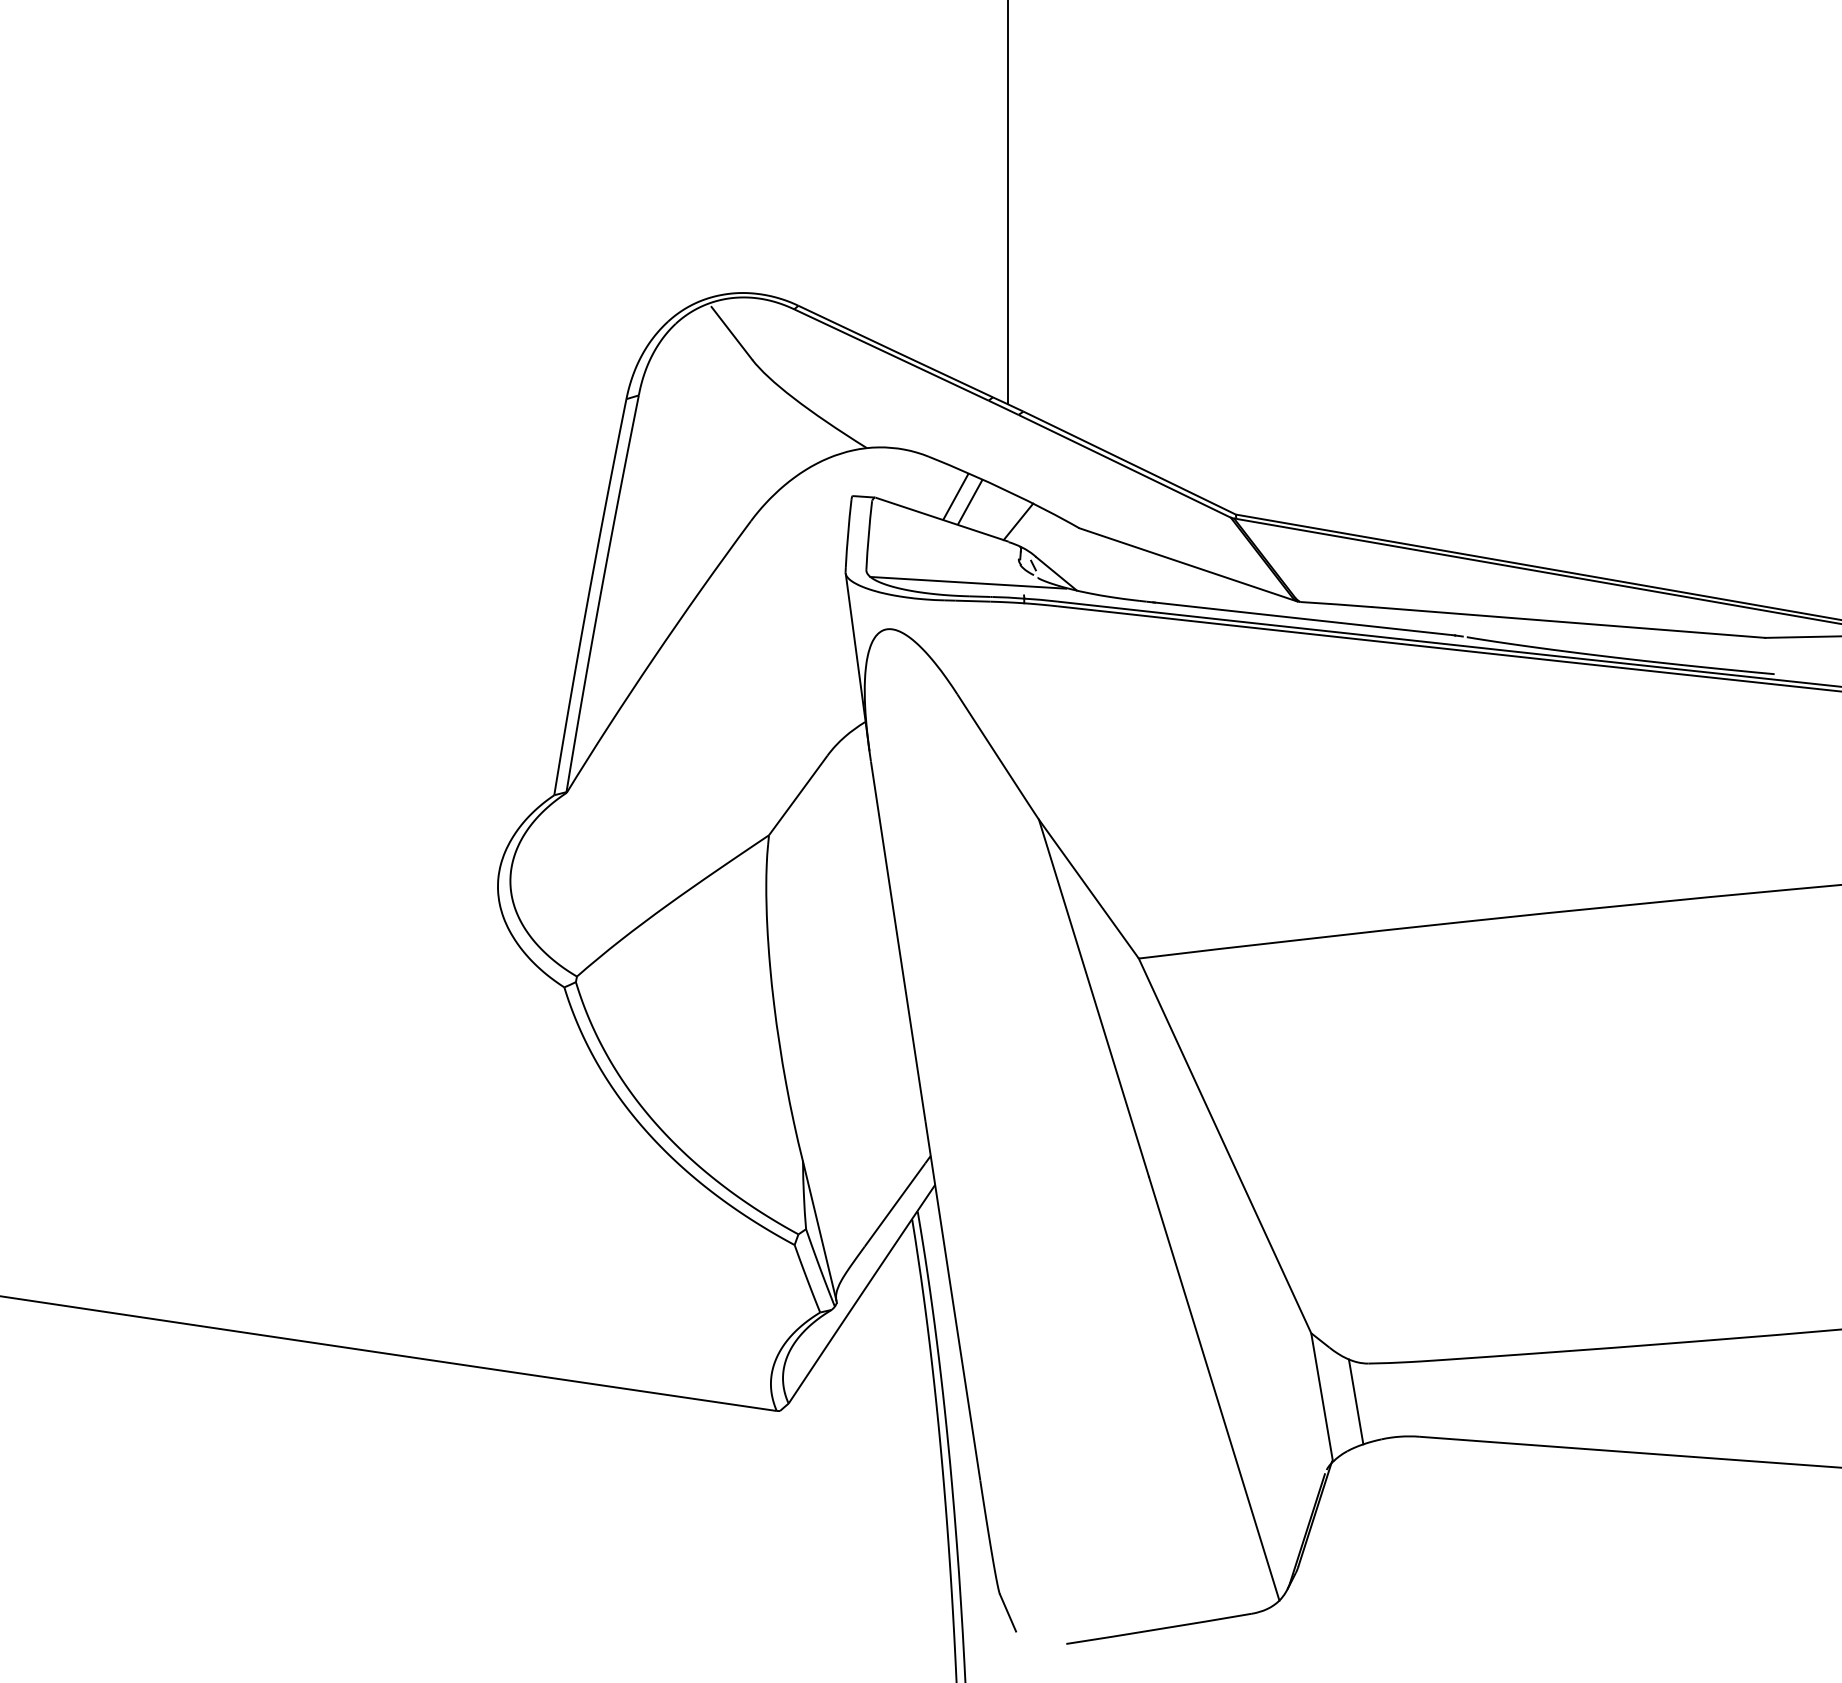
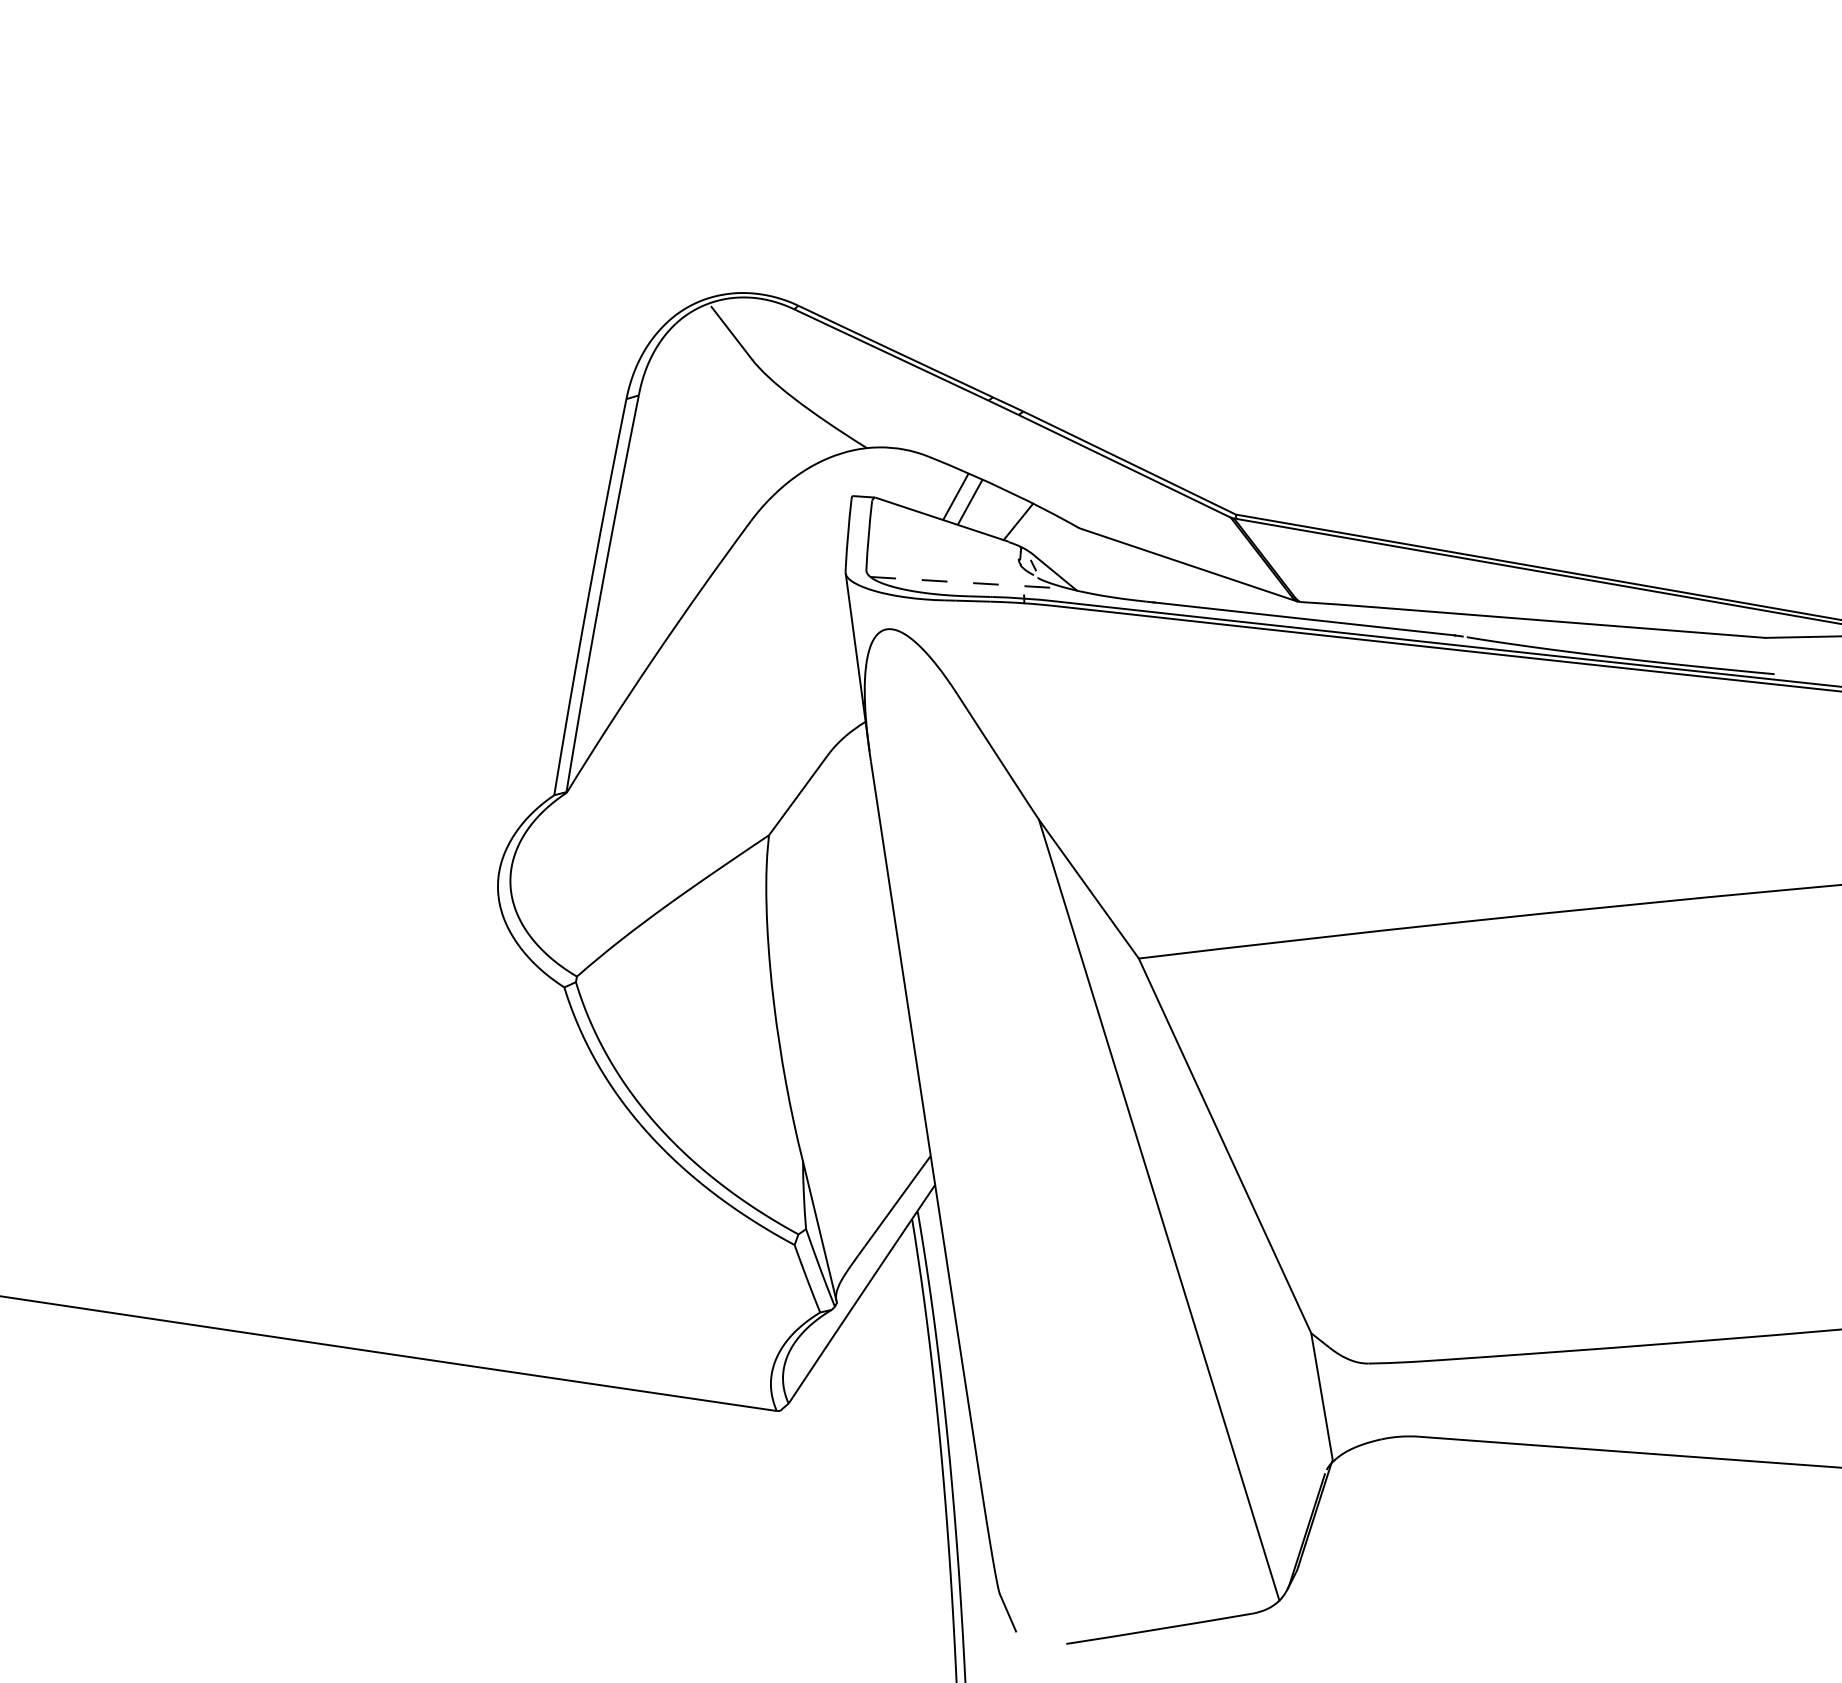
line: present -> none (1008, 203)
line: solid -> dashed (968, 582)
line: present -> none (1355, 1401)
